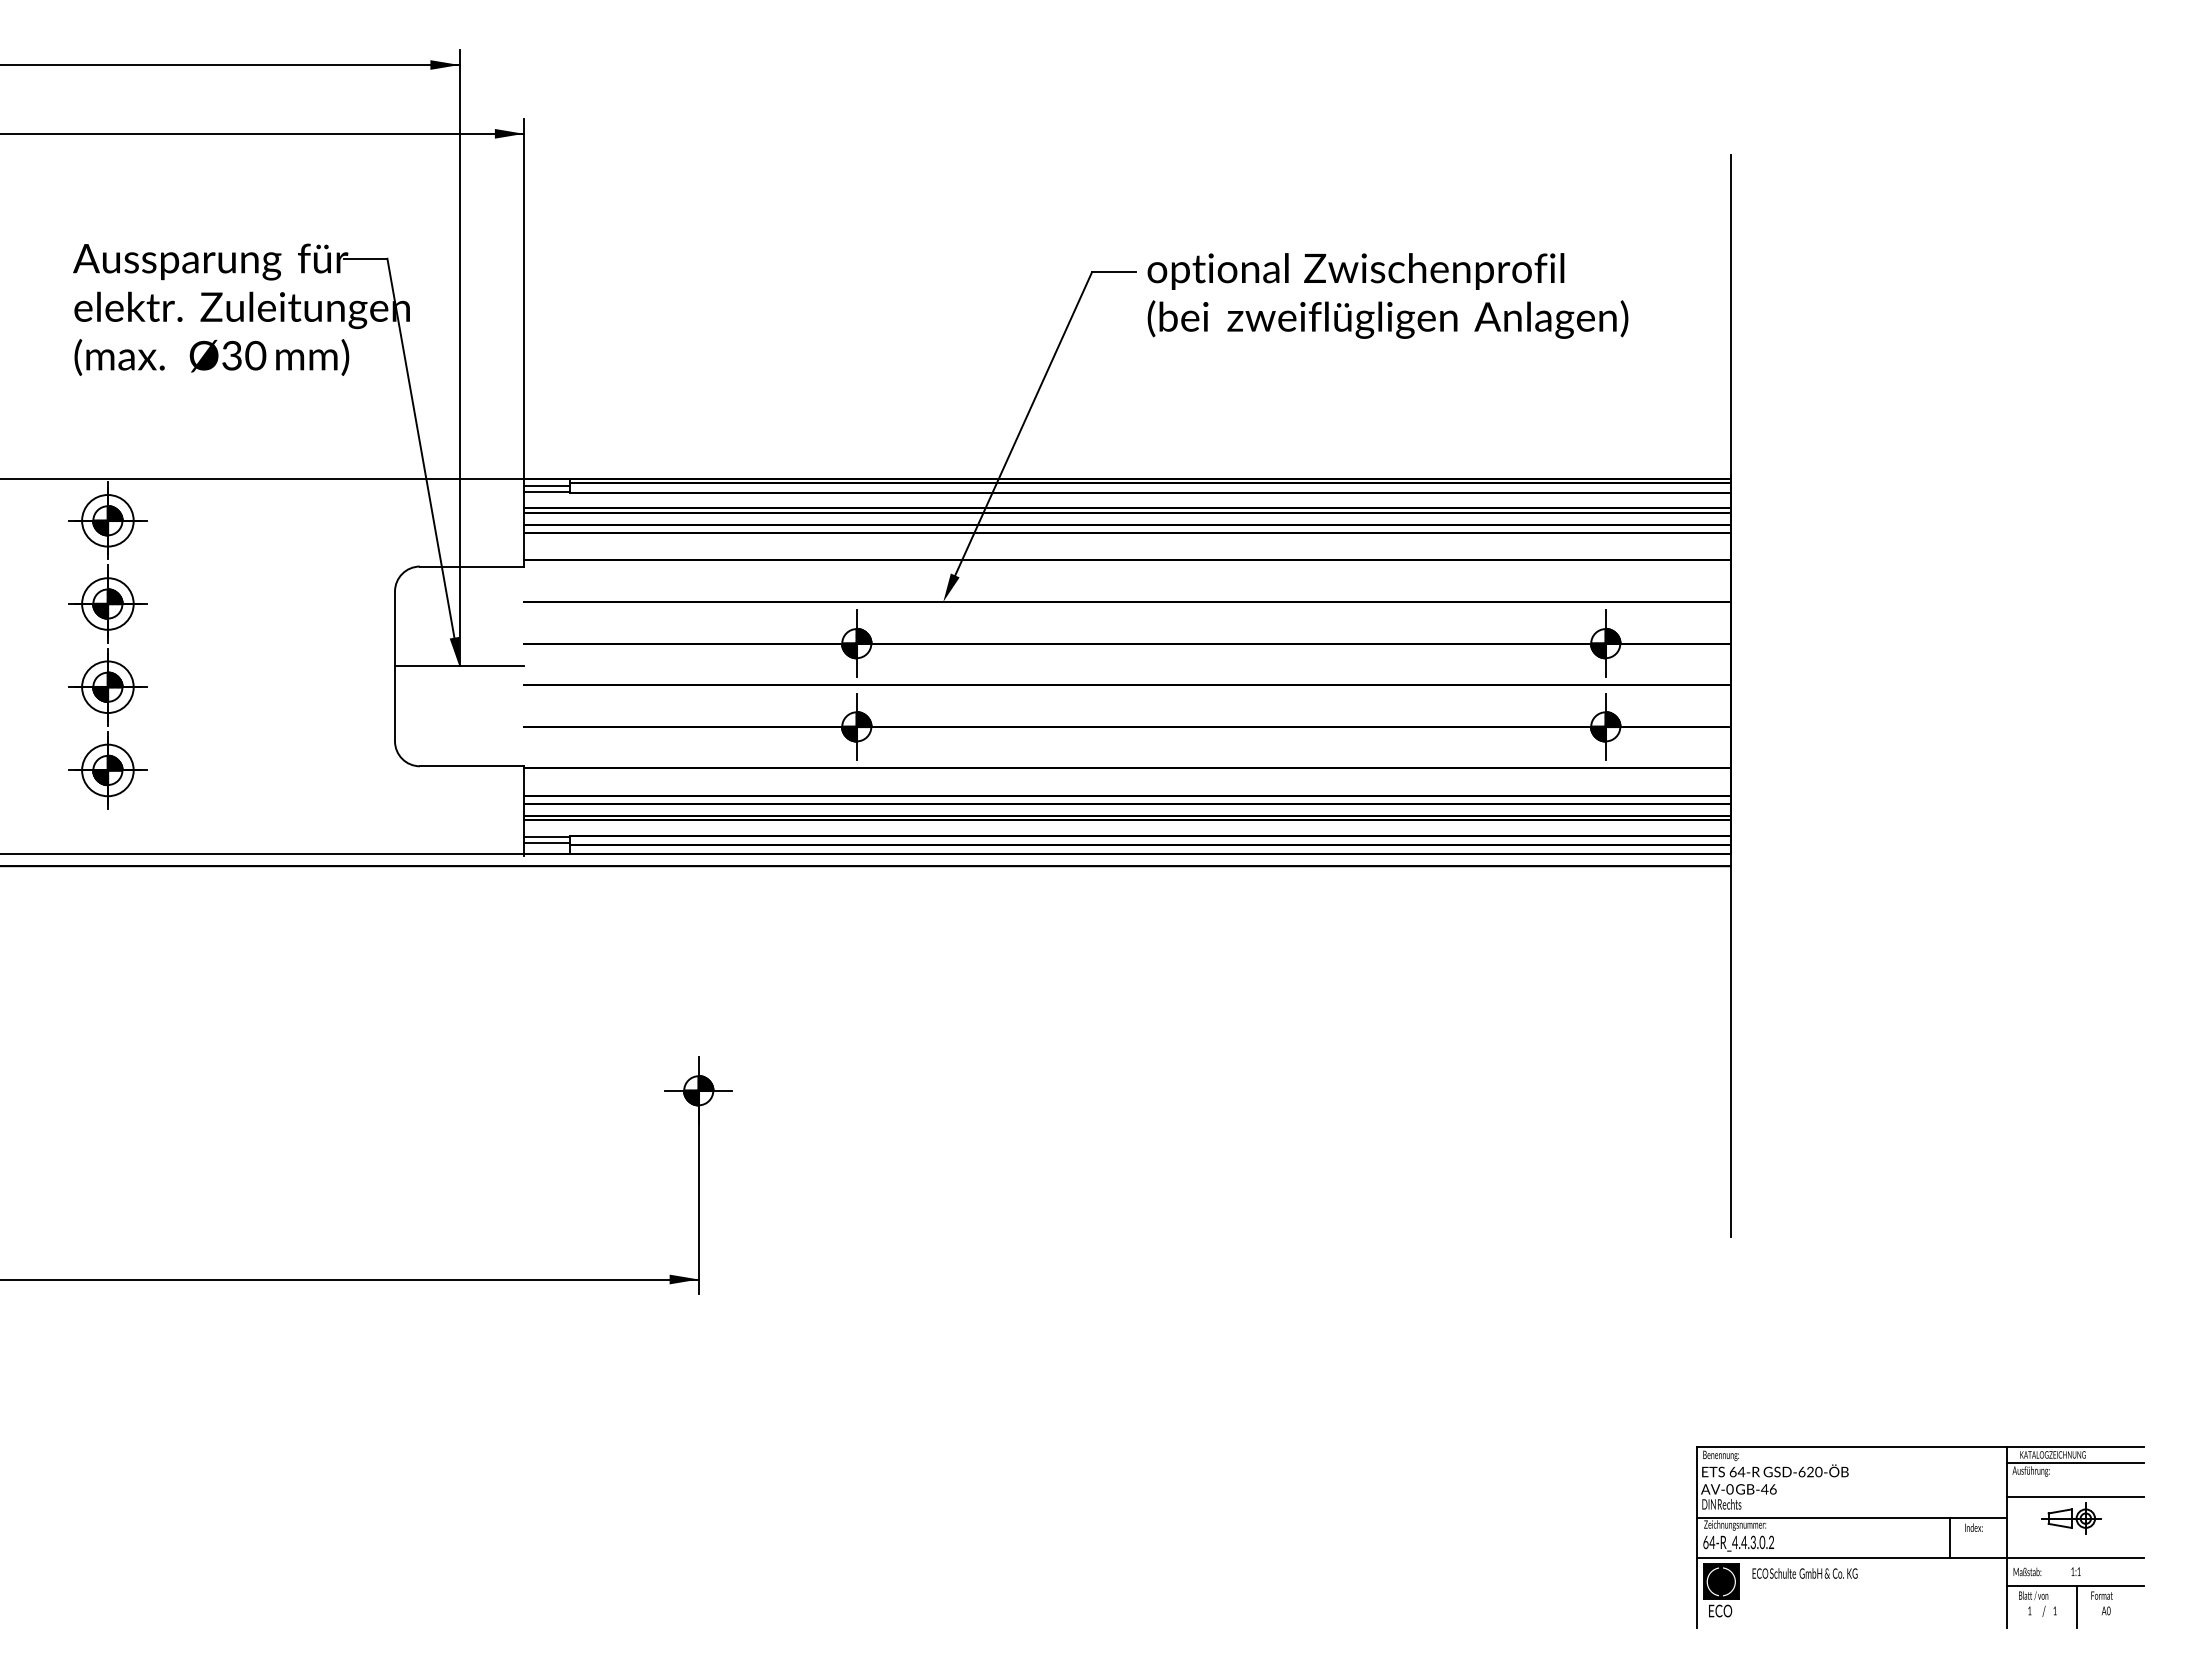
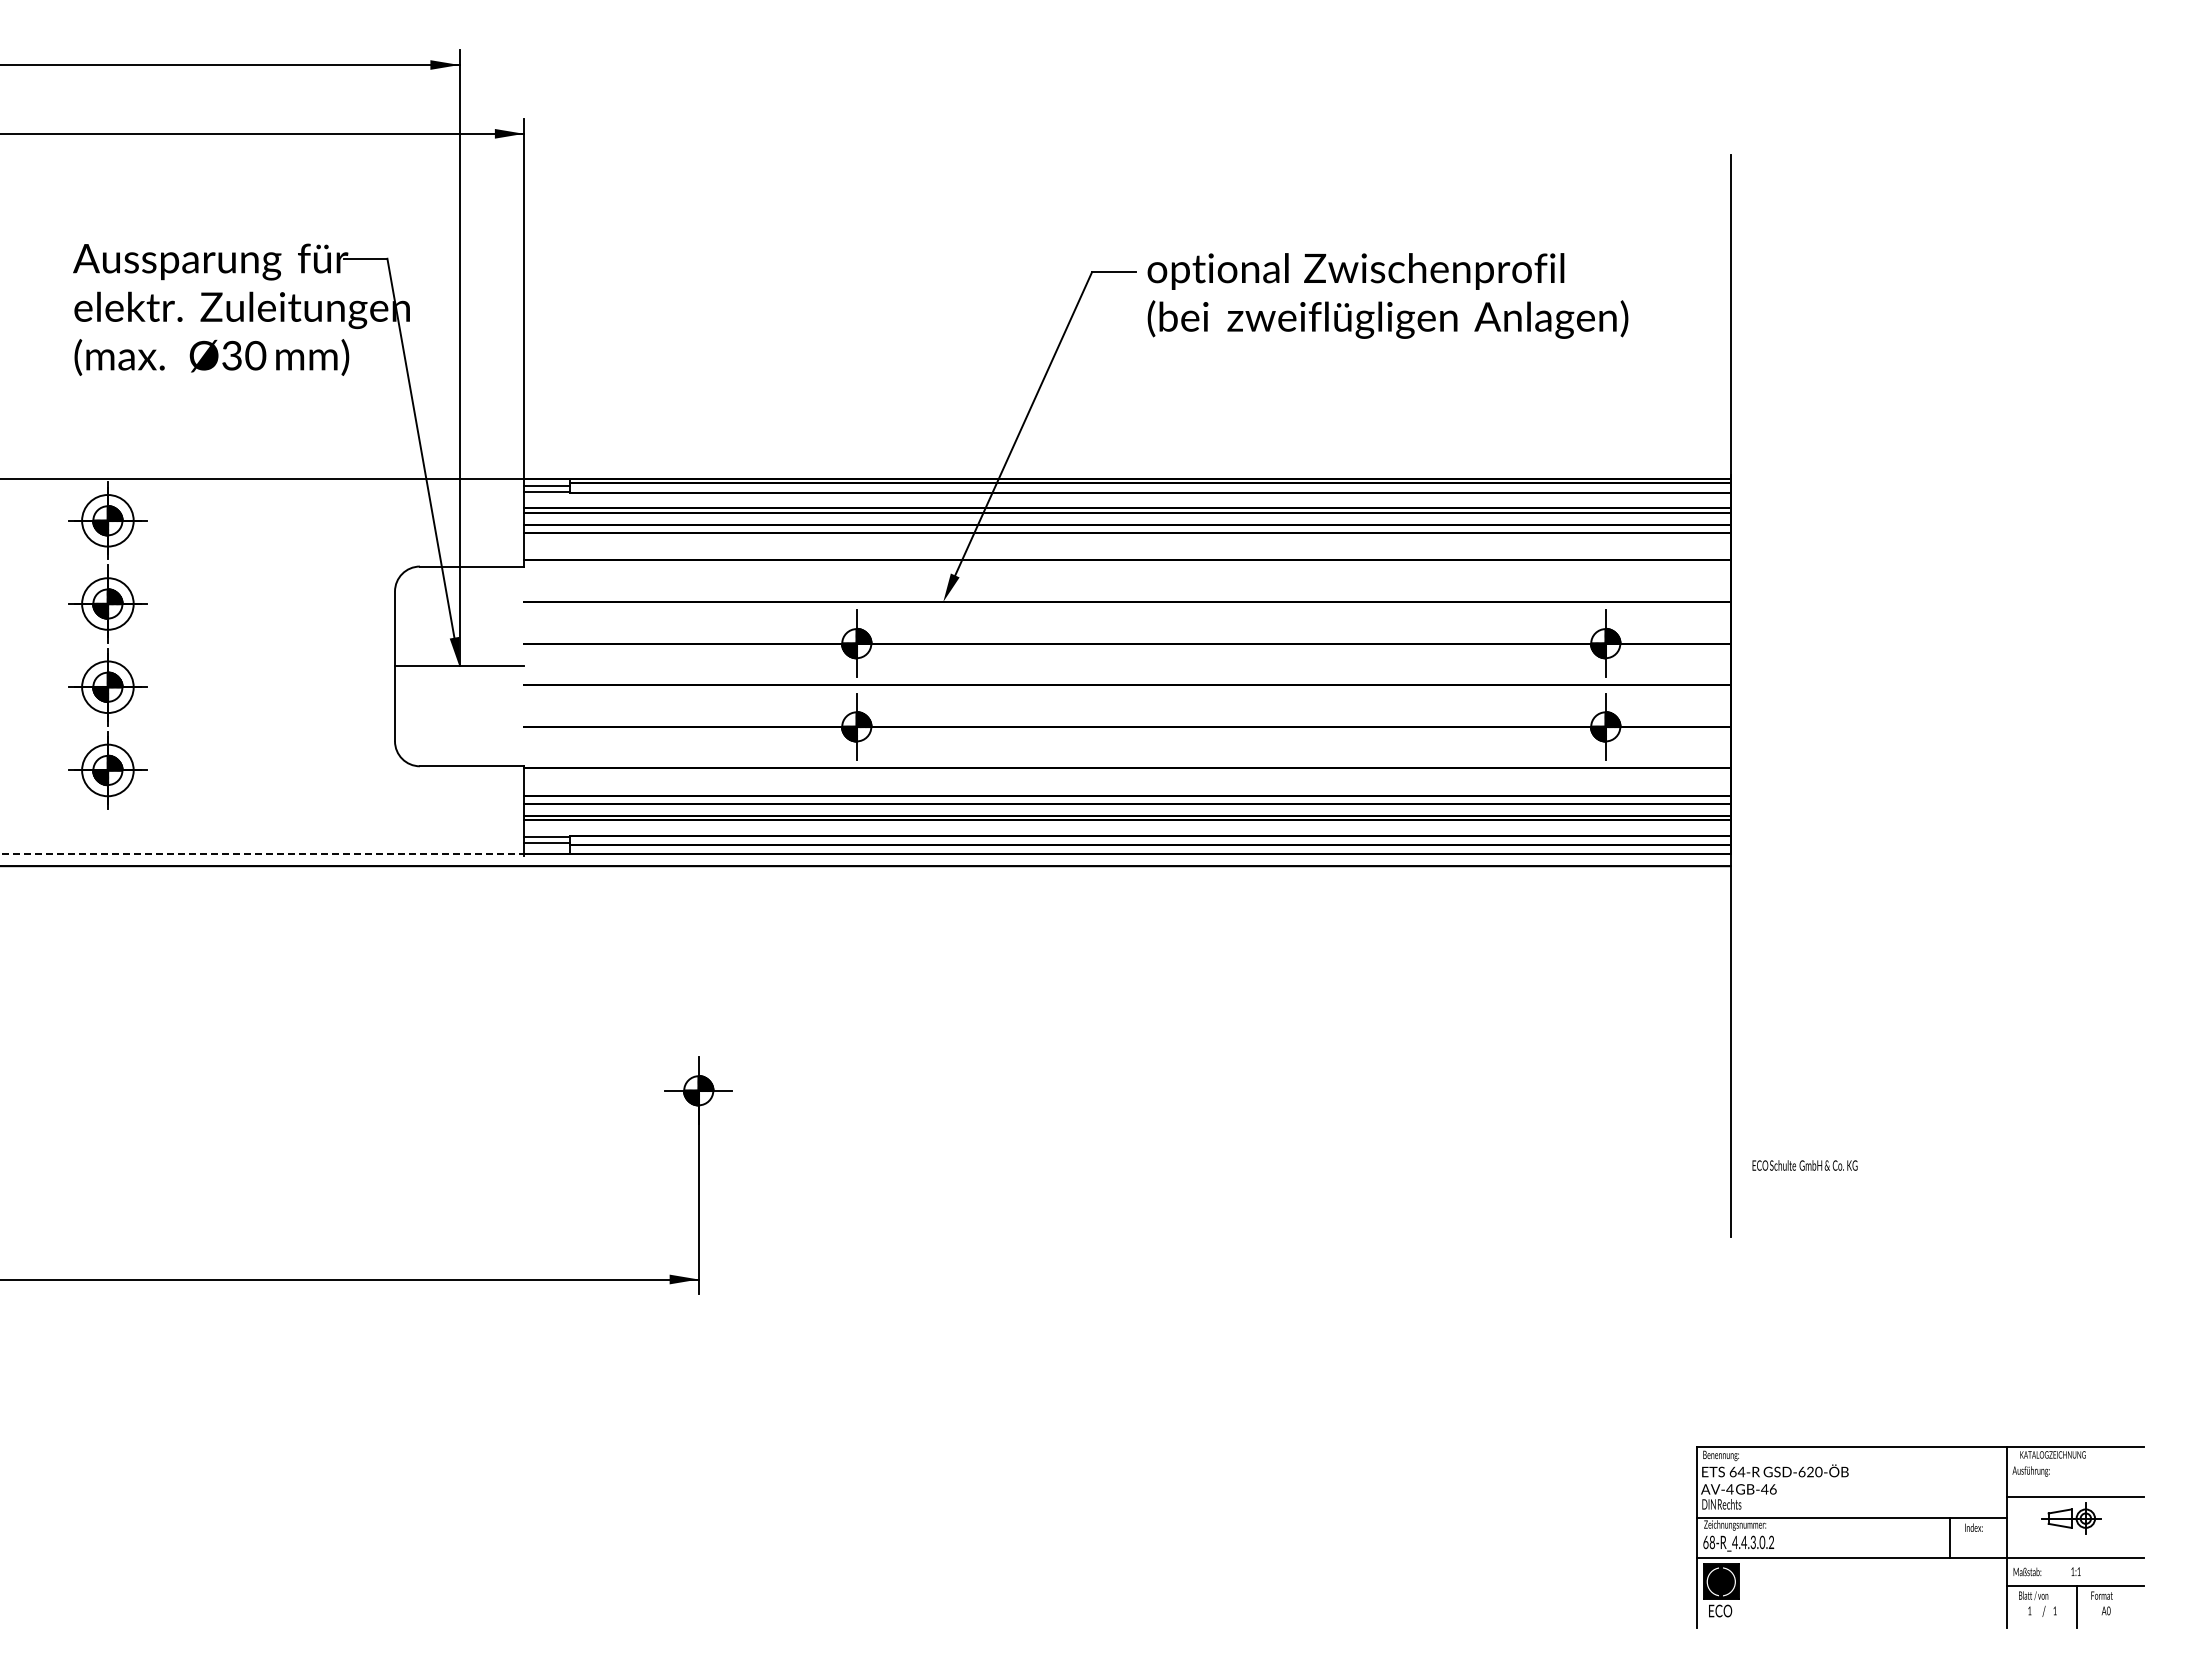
line: solid -> dashed (262, 853)
line: present -> none (2074, 1463)
text: AV-0 -> AV-4 (1729, 1489)
text: 64-R_4.4.3.0.2 -> 68-R_4.4.3.0.2 (1712, 1542)
text position: (1804, 1573) -> (1804, 1165) (1804, 1165)
